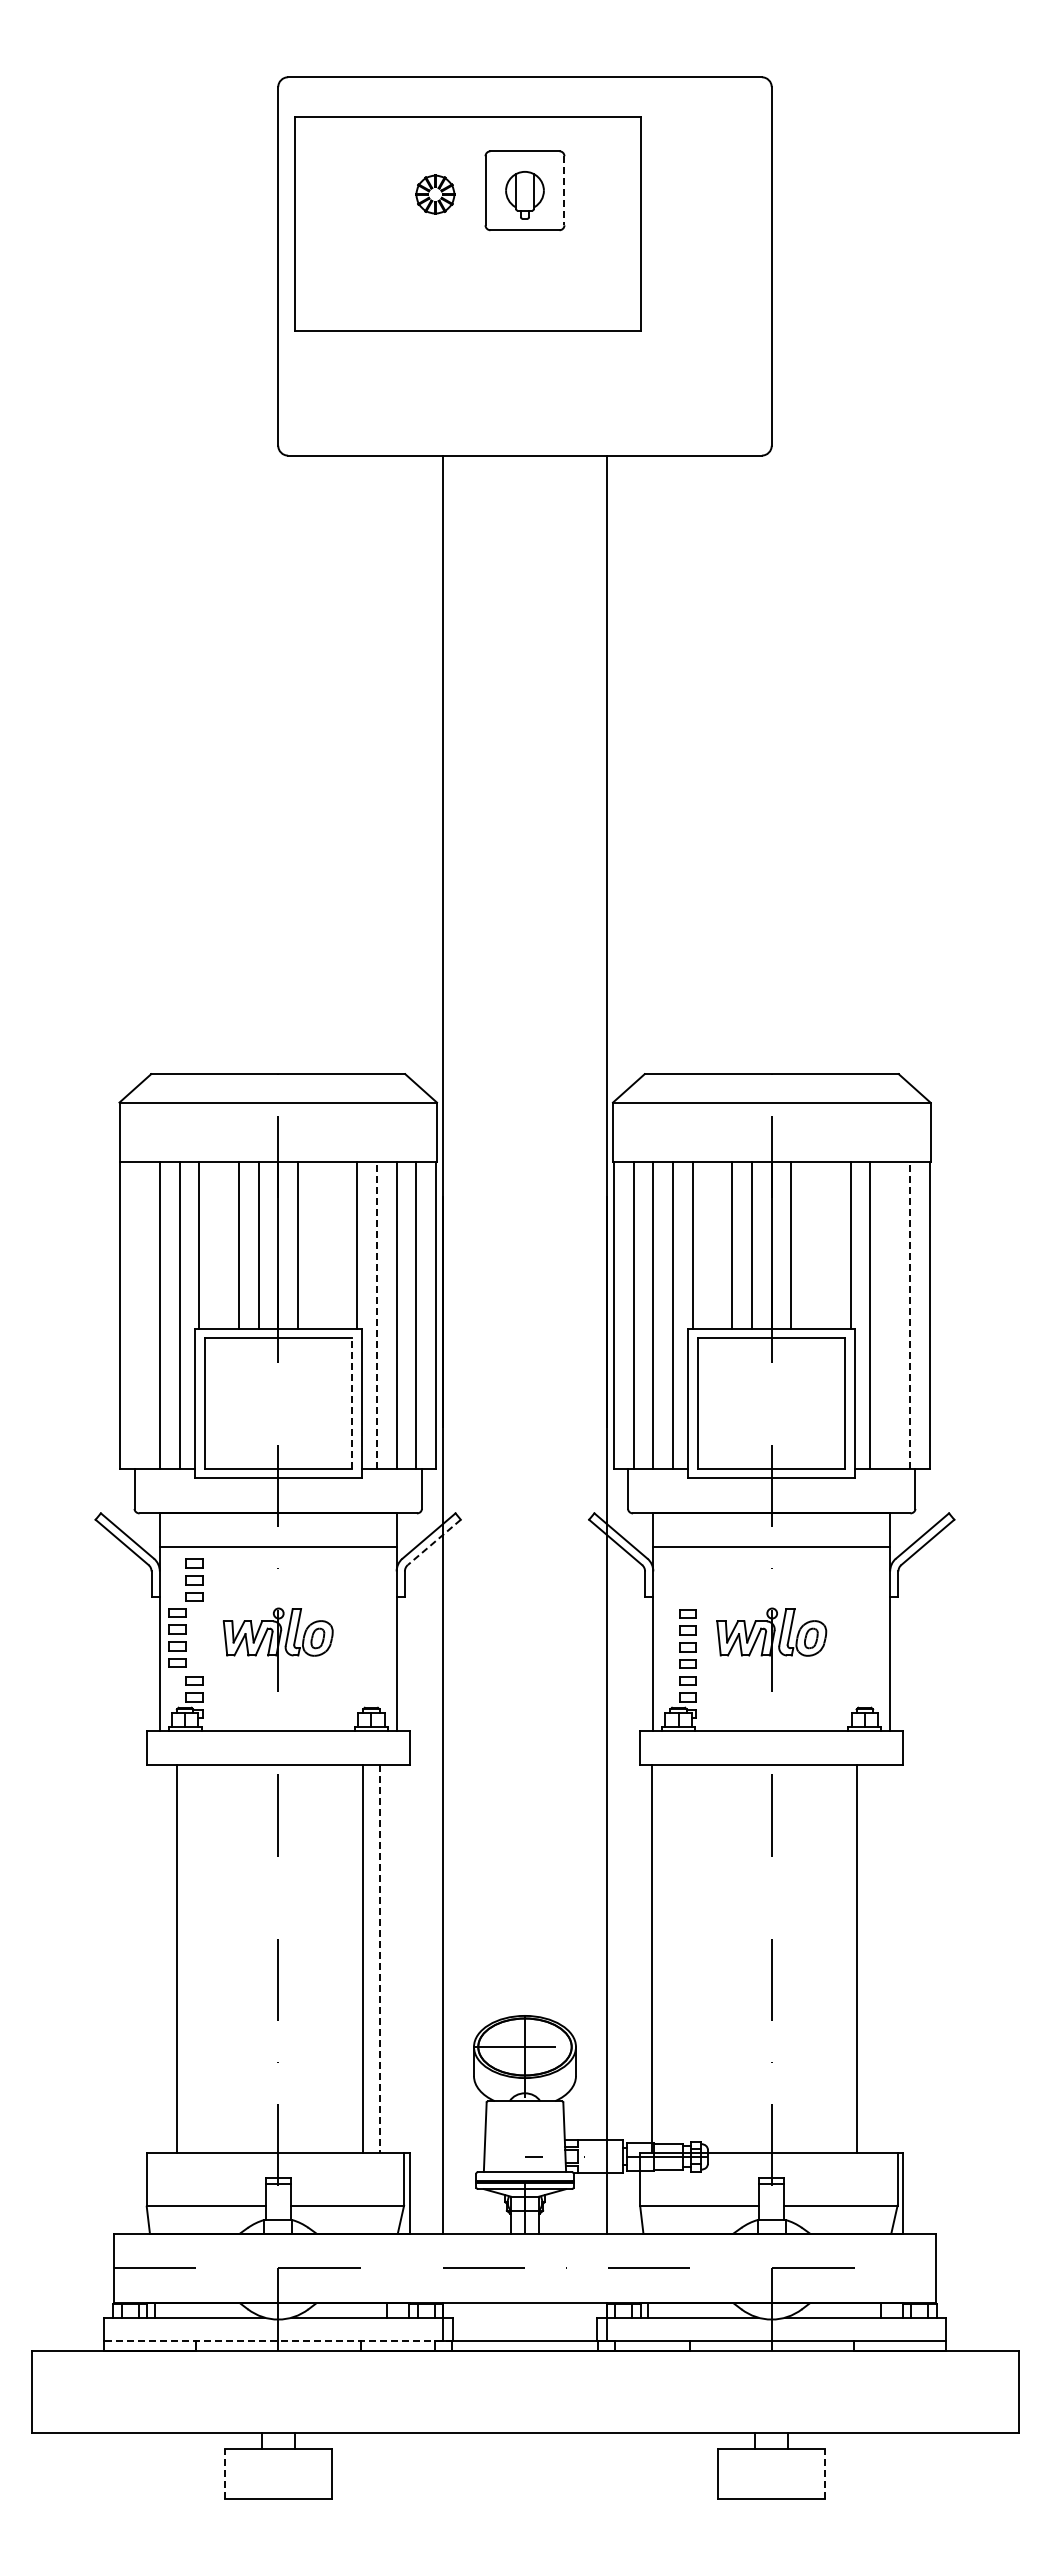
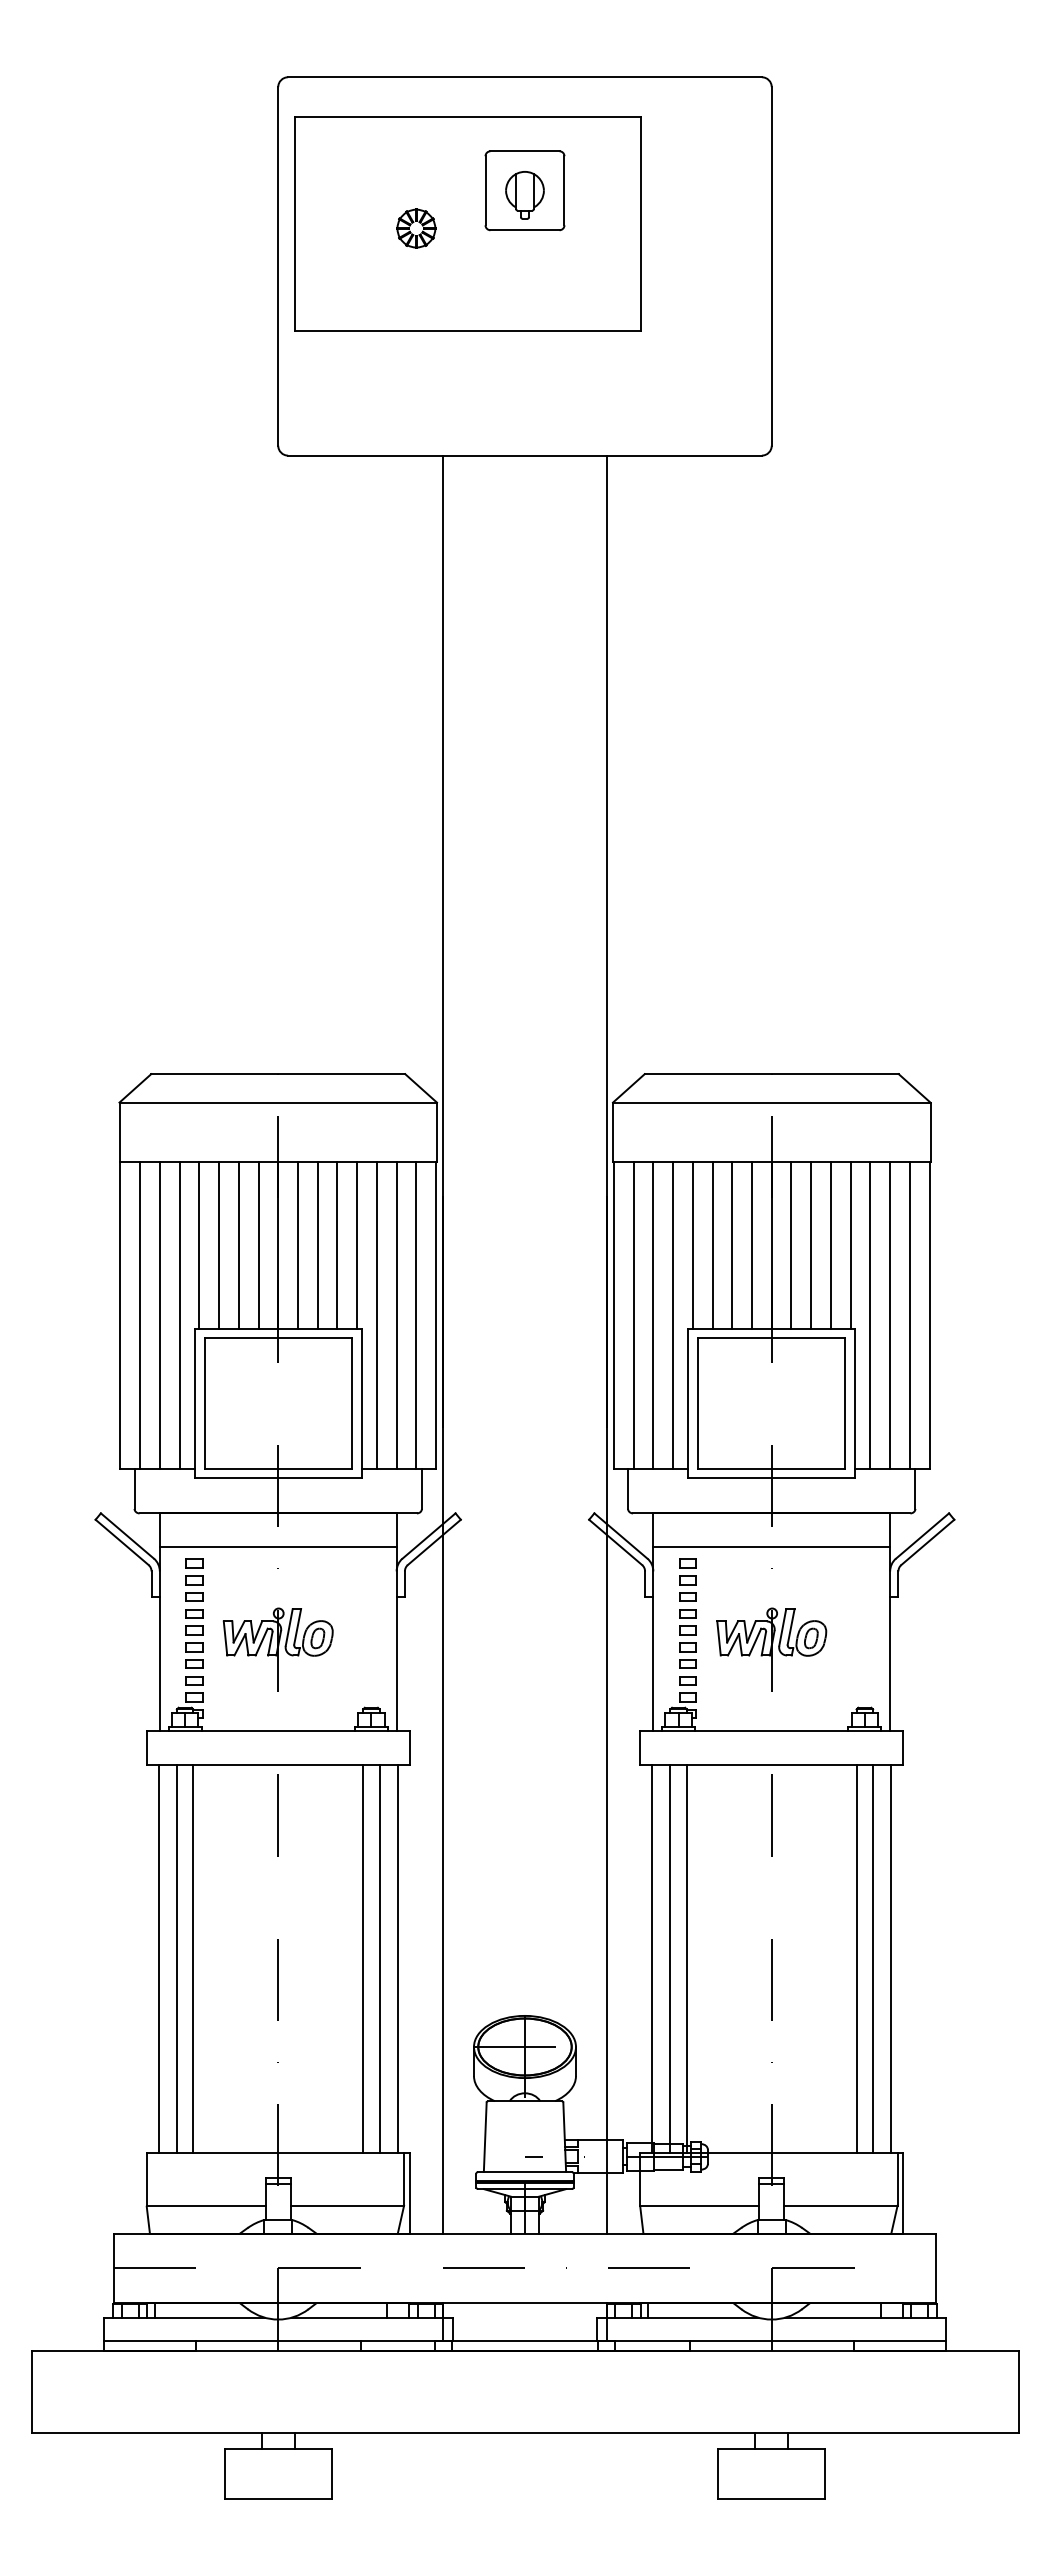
line: dashed -> solid (564, 190)
part position: (435, 194) -> (416, 228) (416, 228)
line: none -> present (219, 1244)
line: none -> present (317, 1244)
line: none -> present (337, 1244)
line: none -> present (712, 1244)
line: none -> present (811, 1244)
line: none -> present (830, 1244)
line: none -> present (140, 1315)
line: dashed -> solid (376, 1315)
line: none -> present (890, 1315)
line: dashed -> solid (909, 1315)
line: dashed -> solid (351, 1403)
line: dashed -> solid (434, 1542)
part: none -> present (687, 1579)
part position: (177, 1637) -> (194, 1638) (194, 1638)
line: none -> present (158, 1958)
line: none -> present (193, 1958)
line: none -> present (397, 1958)
line: none -> present (670, 1958)
line: none -> present (686, 1958)
line: none -> present (873, 1958)
line: none -> present (891, 1958)
line: dashed -> solid (379, 1959)
line: dashed -> solid (277, 2341)
line: dashed -> solid (224, 2474)
line: dashed -> solid (825, 2474)
